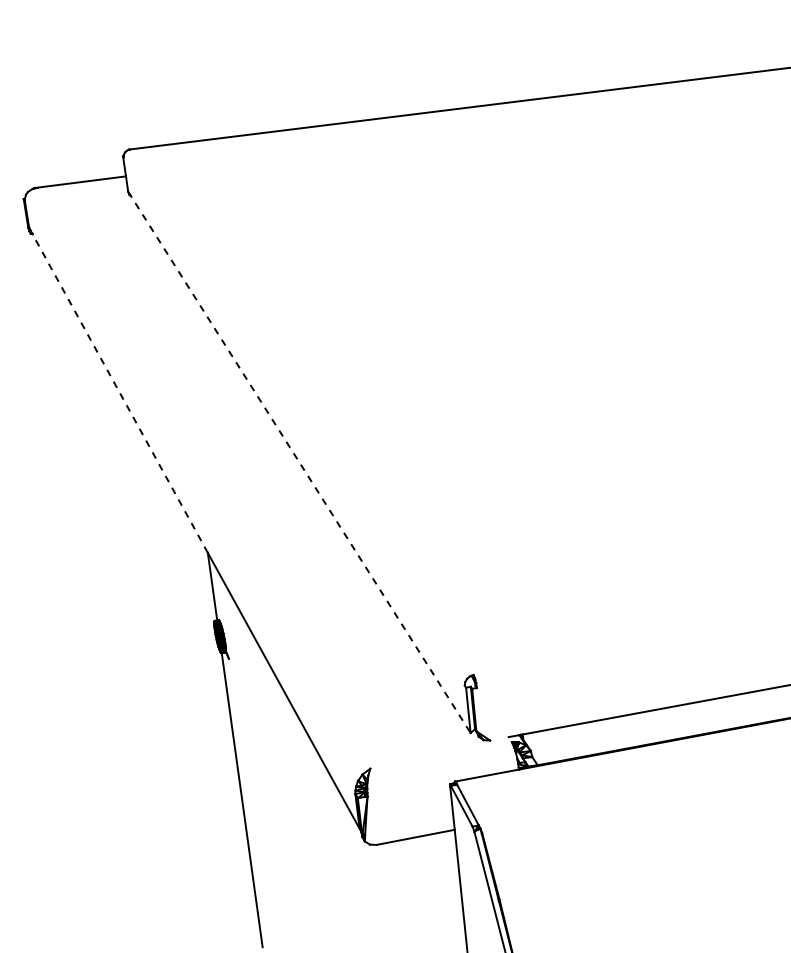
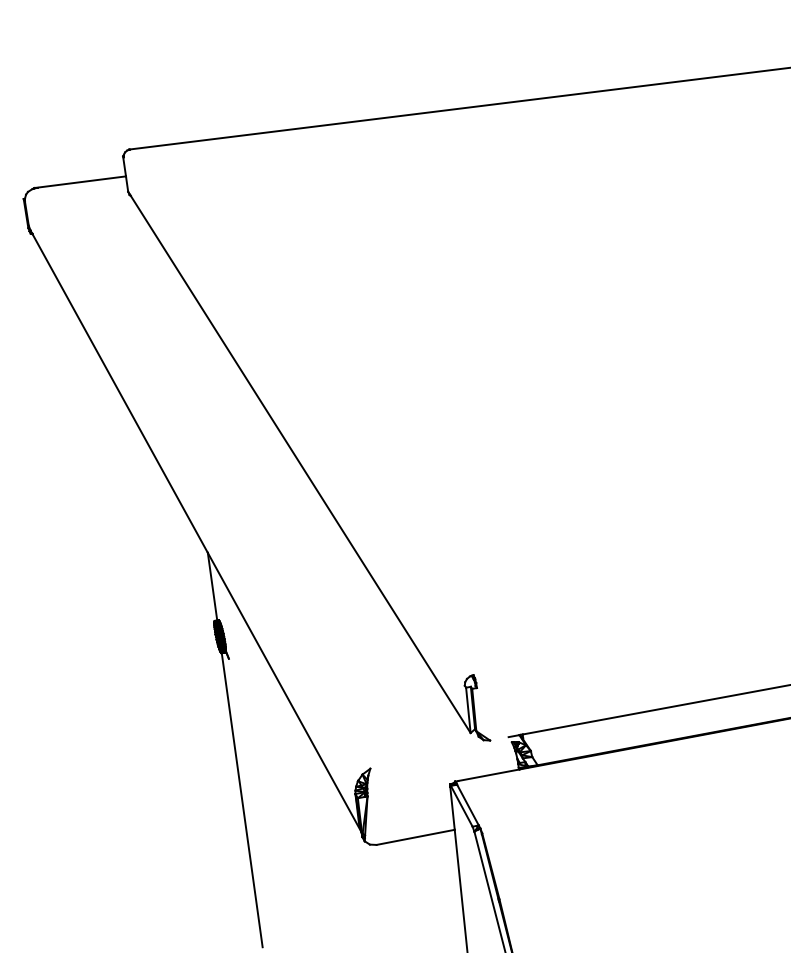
line: dashed -> solid (119, 391)
line: dashed -> solid (299, 462)
